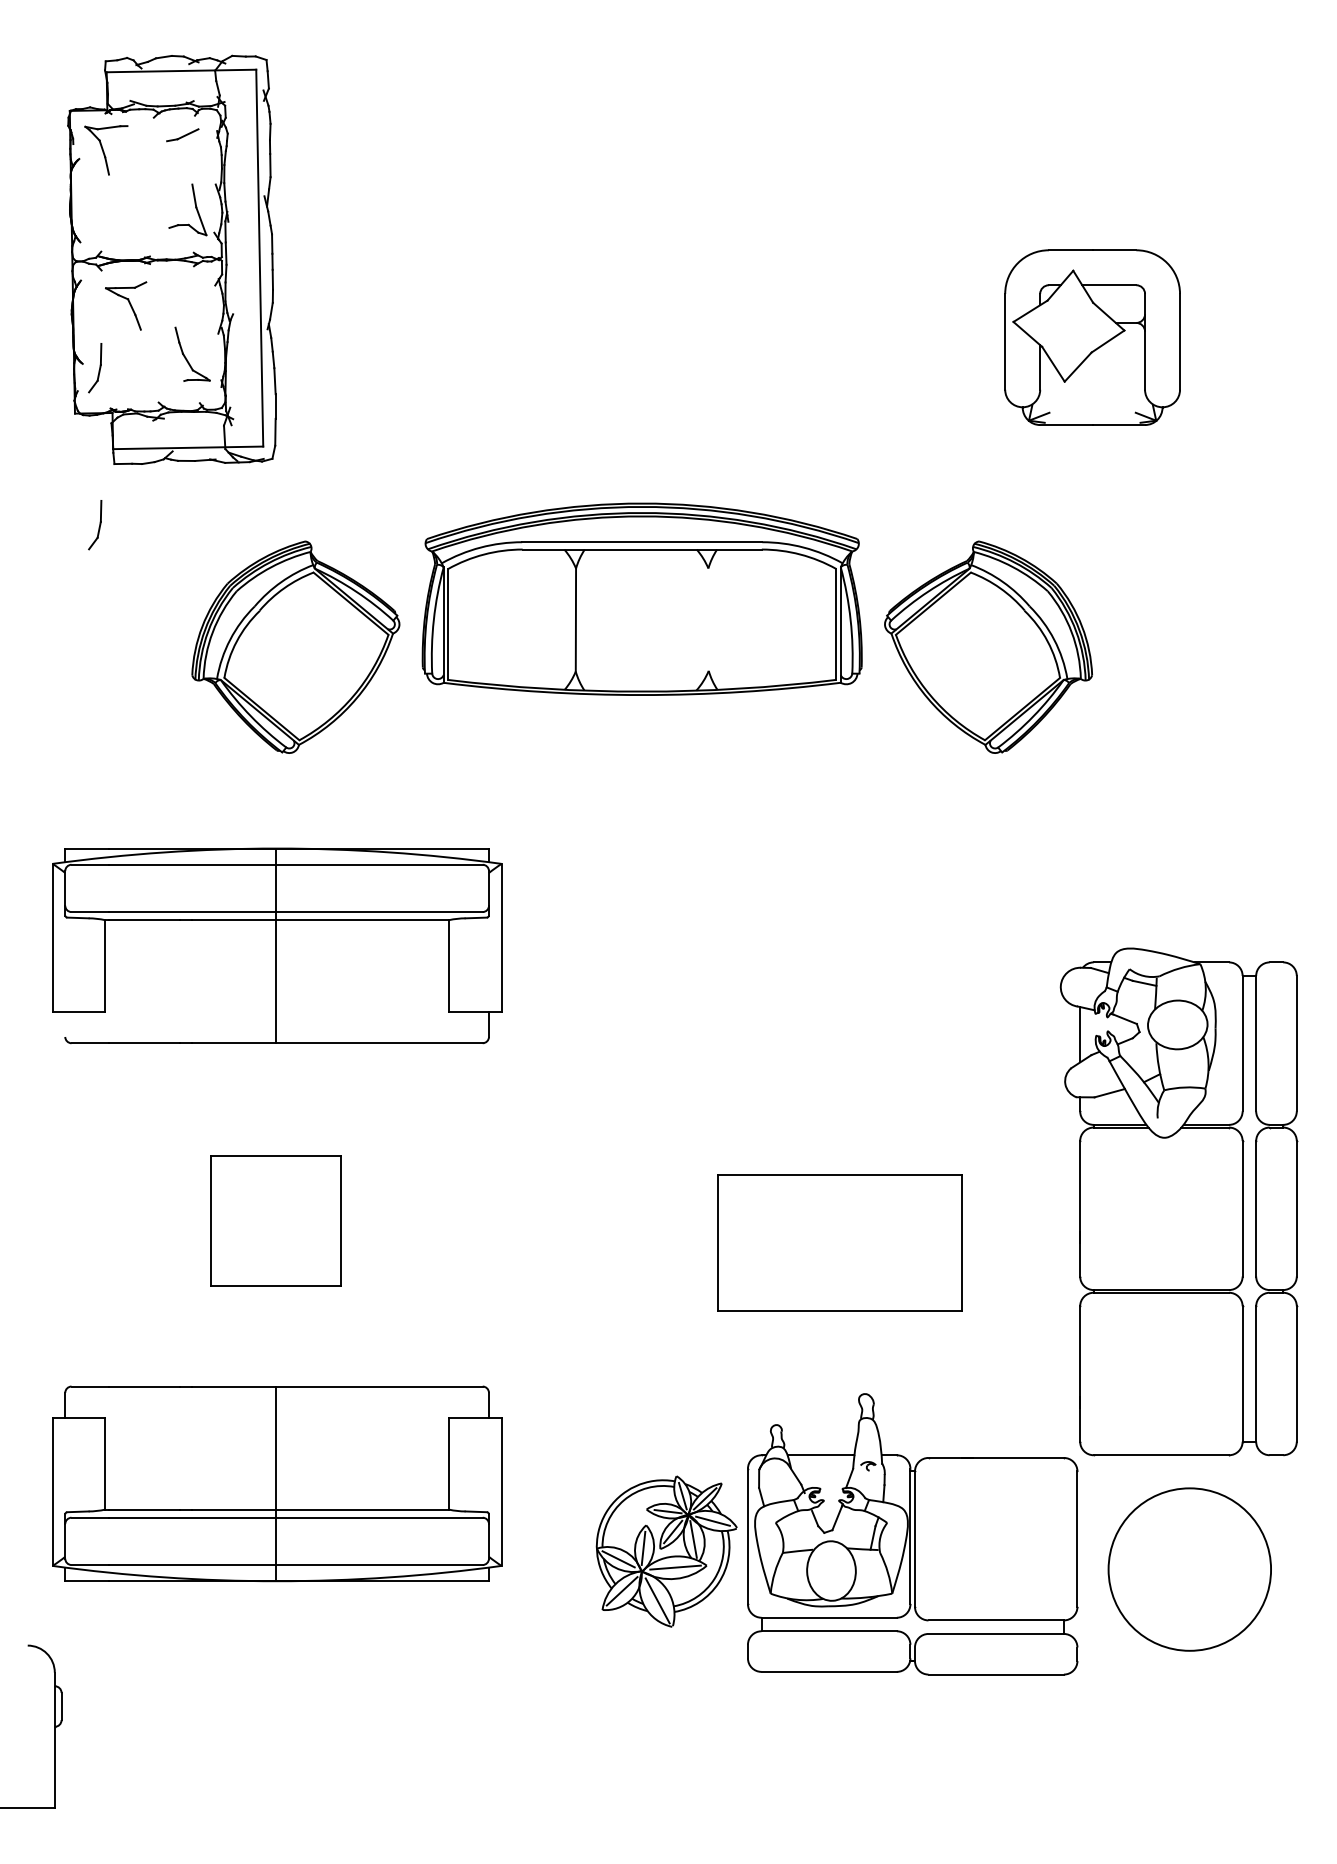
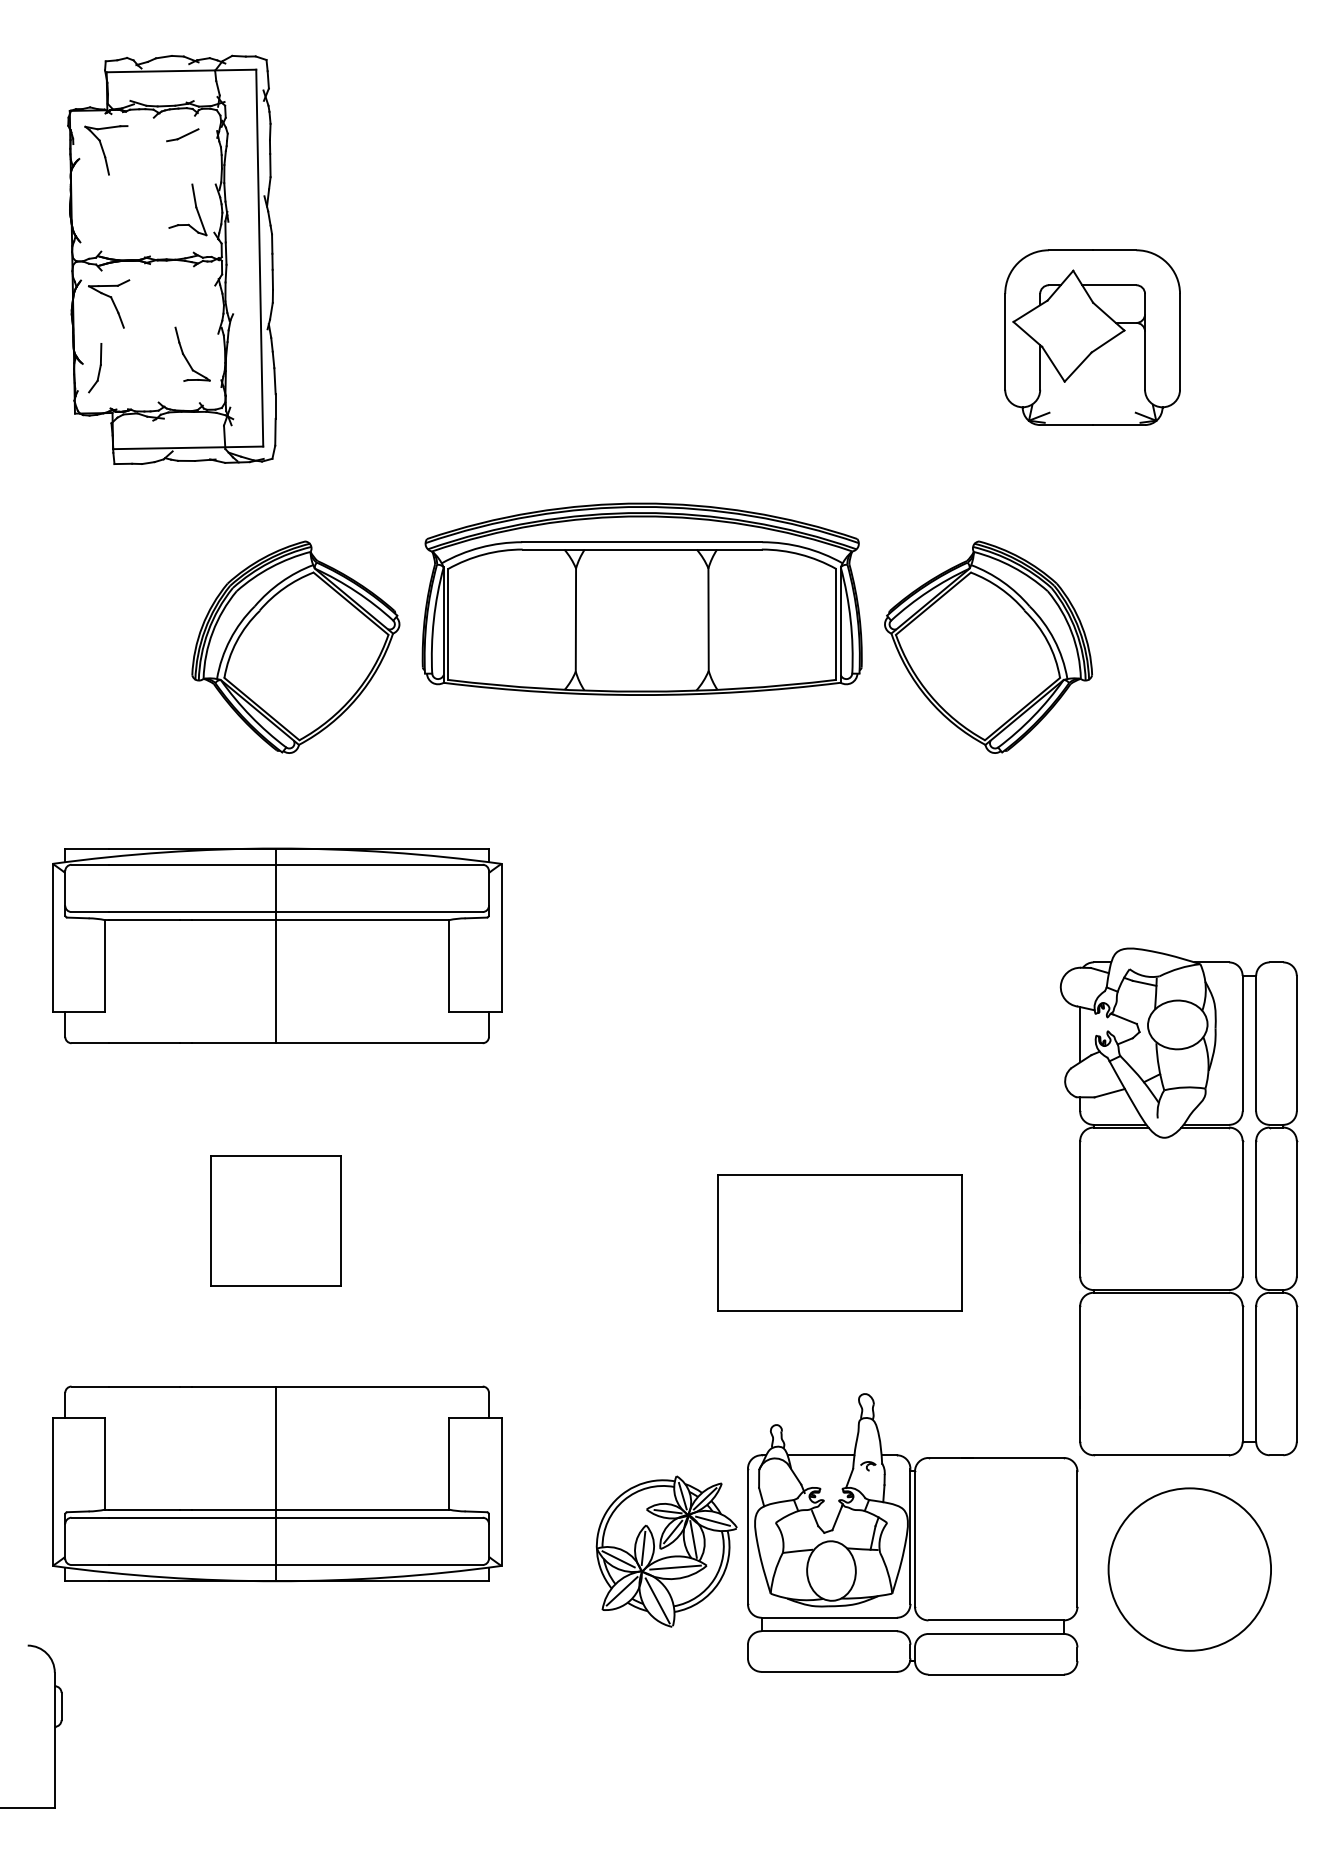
part position: (126, 305) -> (109, 303) (109, 303)
part: present -> none (95, 525)
line: none -> present (708, 619)
line: none -> present (65, 1024)
